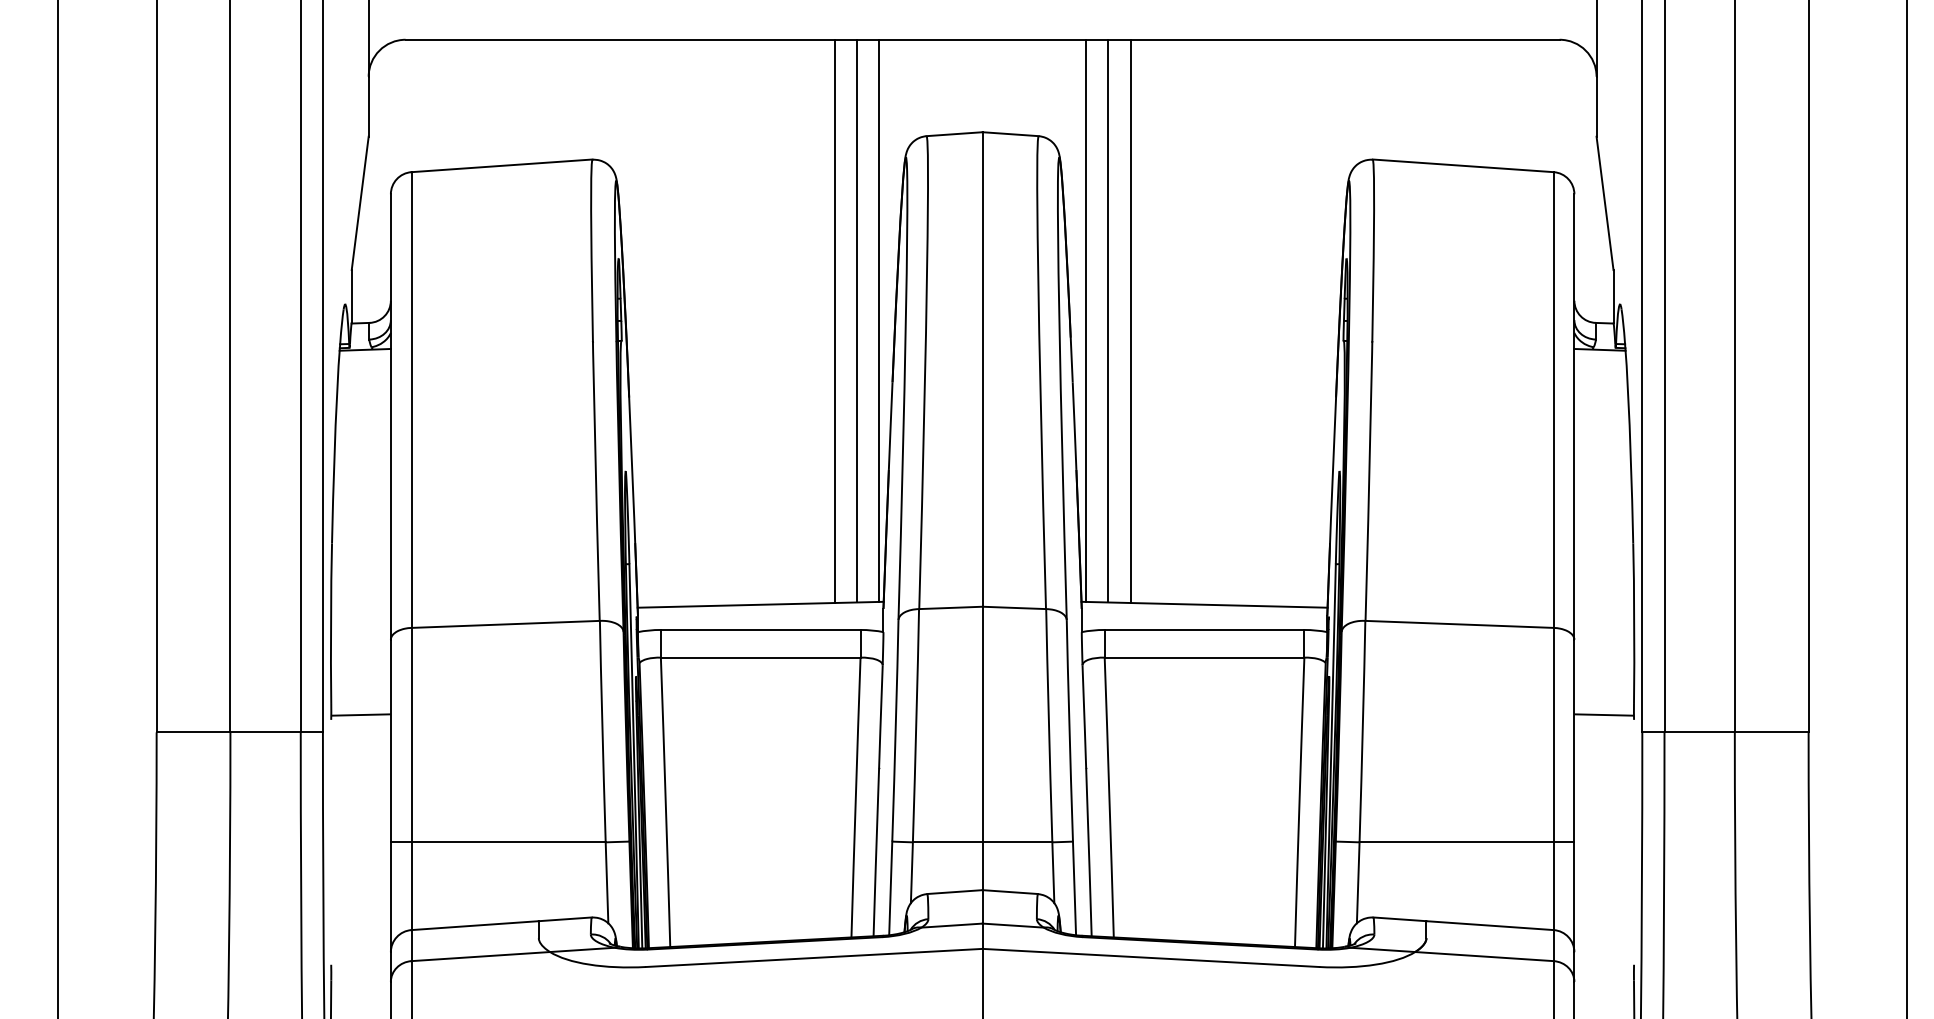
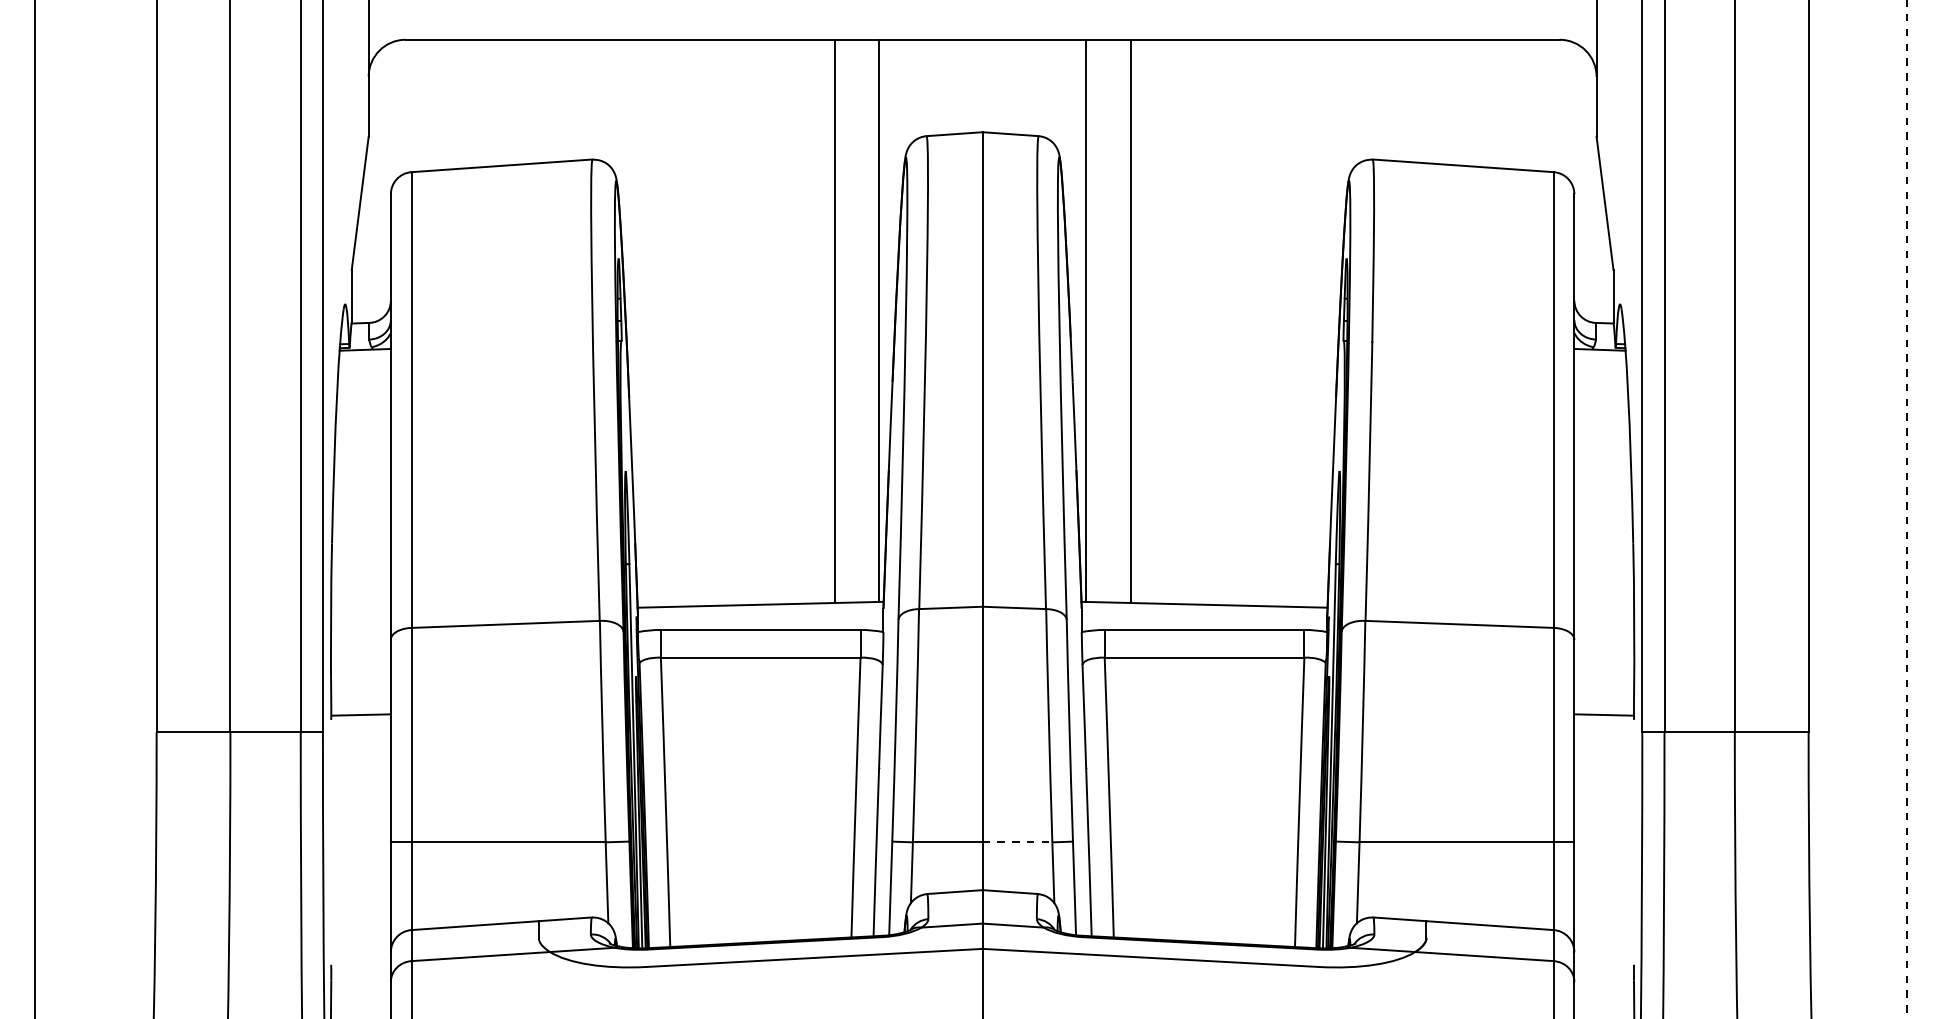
line: present -> none (856, 320)
line: present -> none (1108, 320)
line position: (58, 508) -> (35, 508) (35, 508)
line: solid -> dashed (1907, 509)
line: solid -> dashed (1017, 842)
